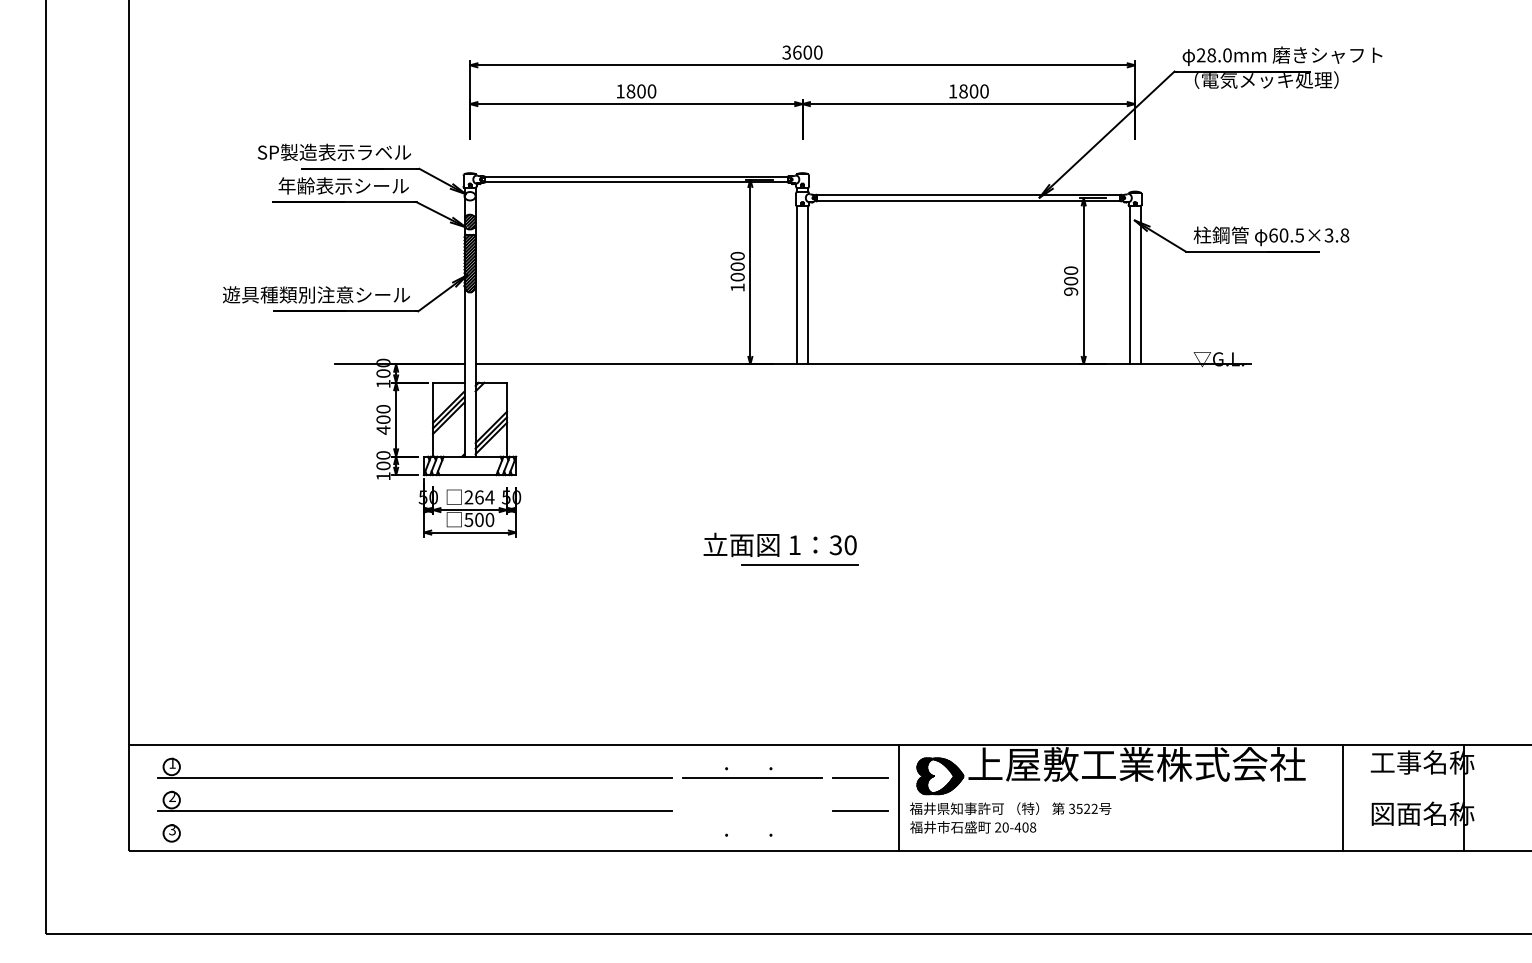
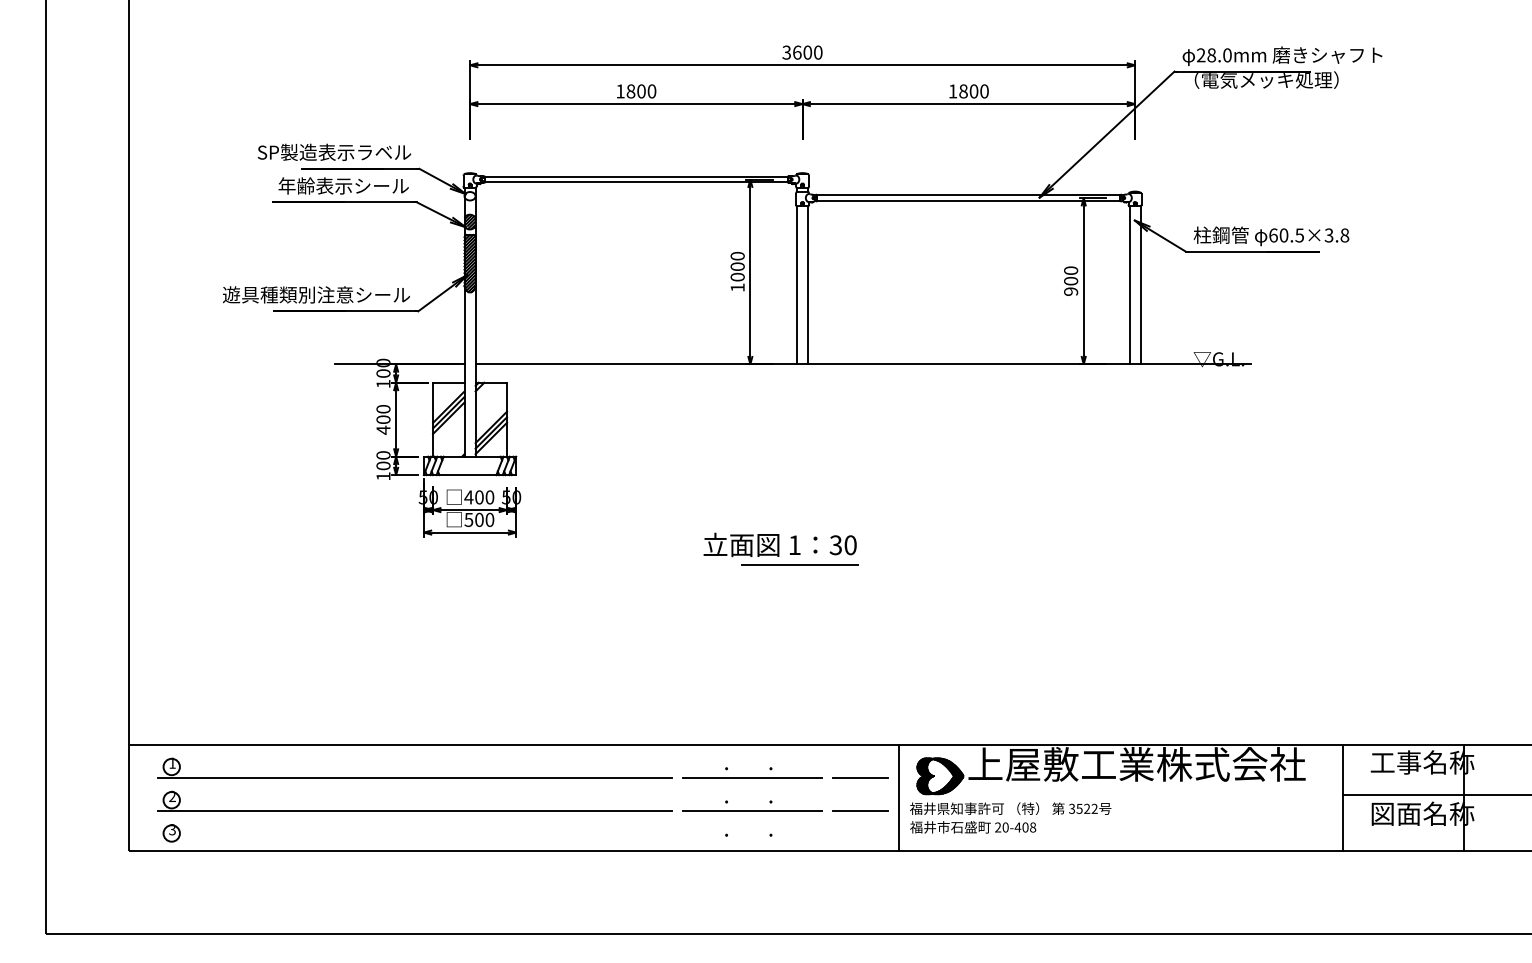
text: 264 -> 400 (479, 497)
line: none -> present (1435, 794)
part: none -> present (752, 805)
